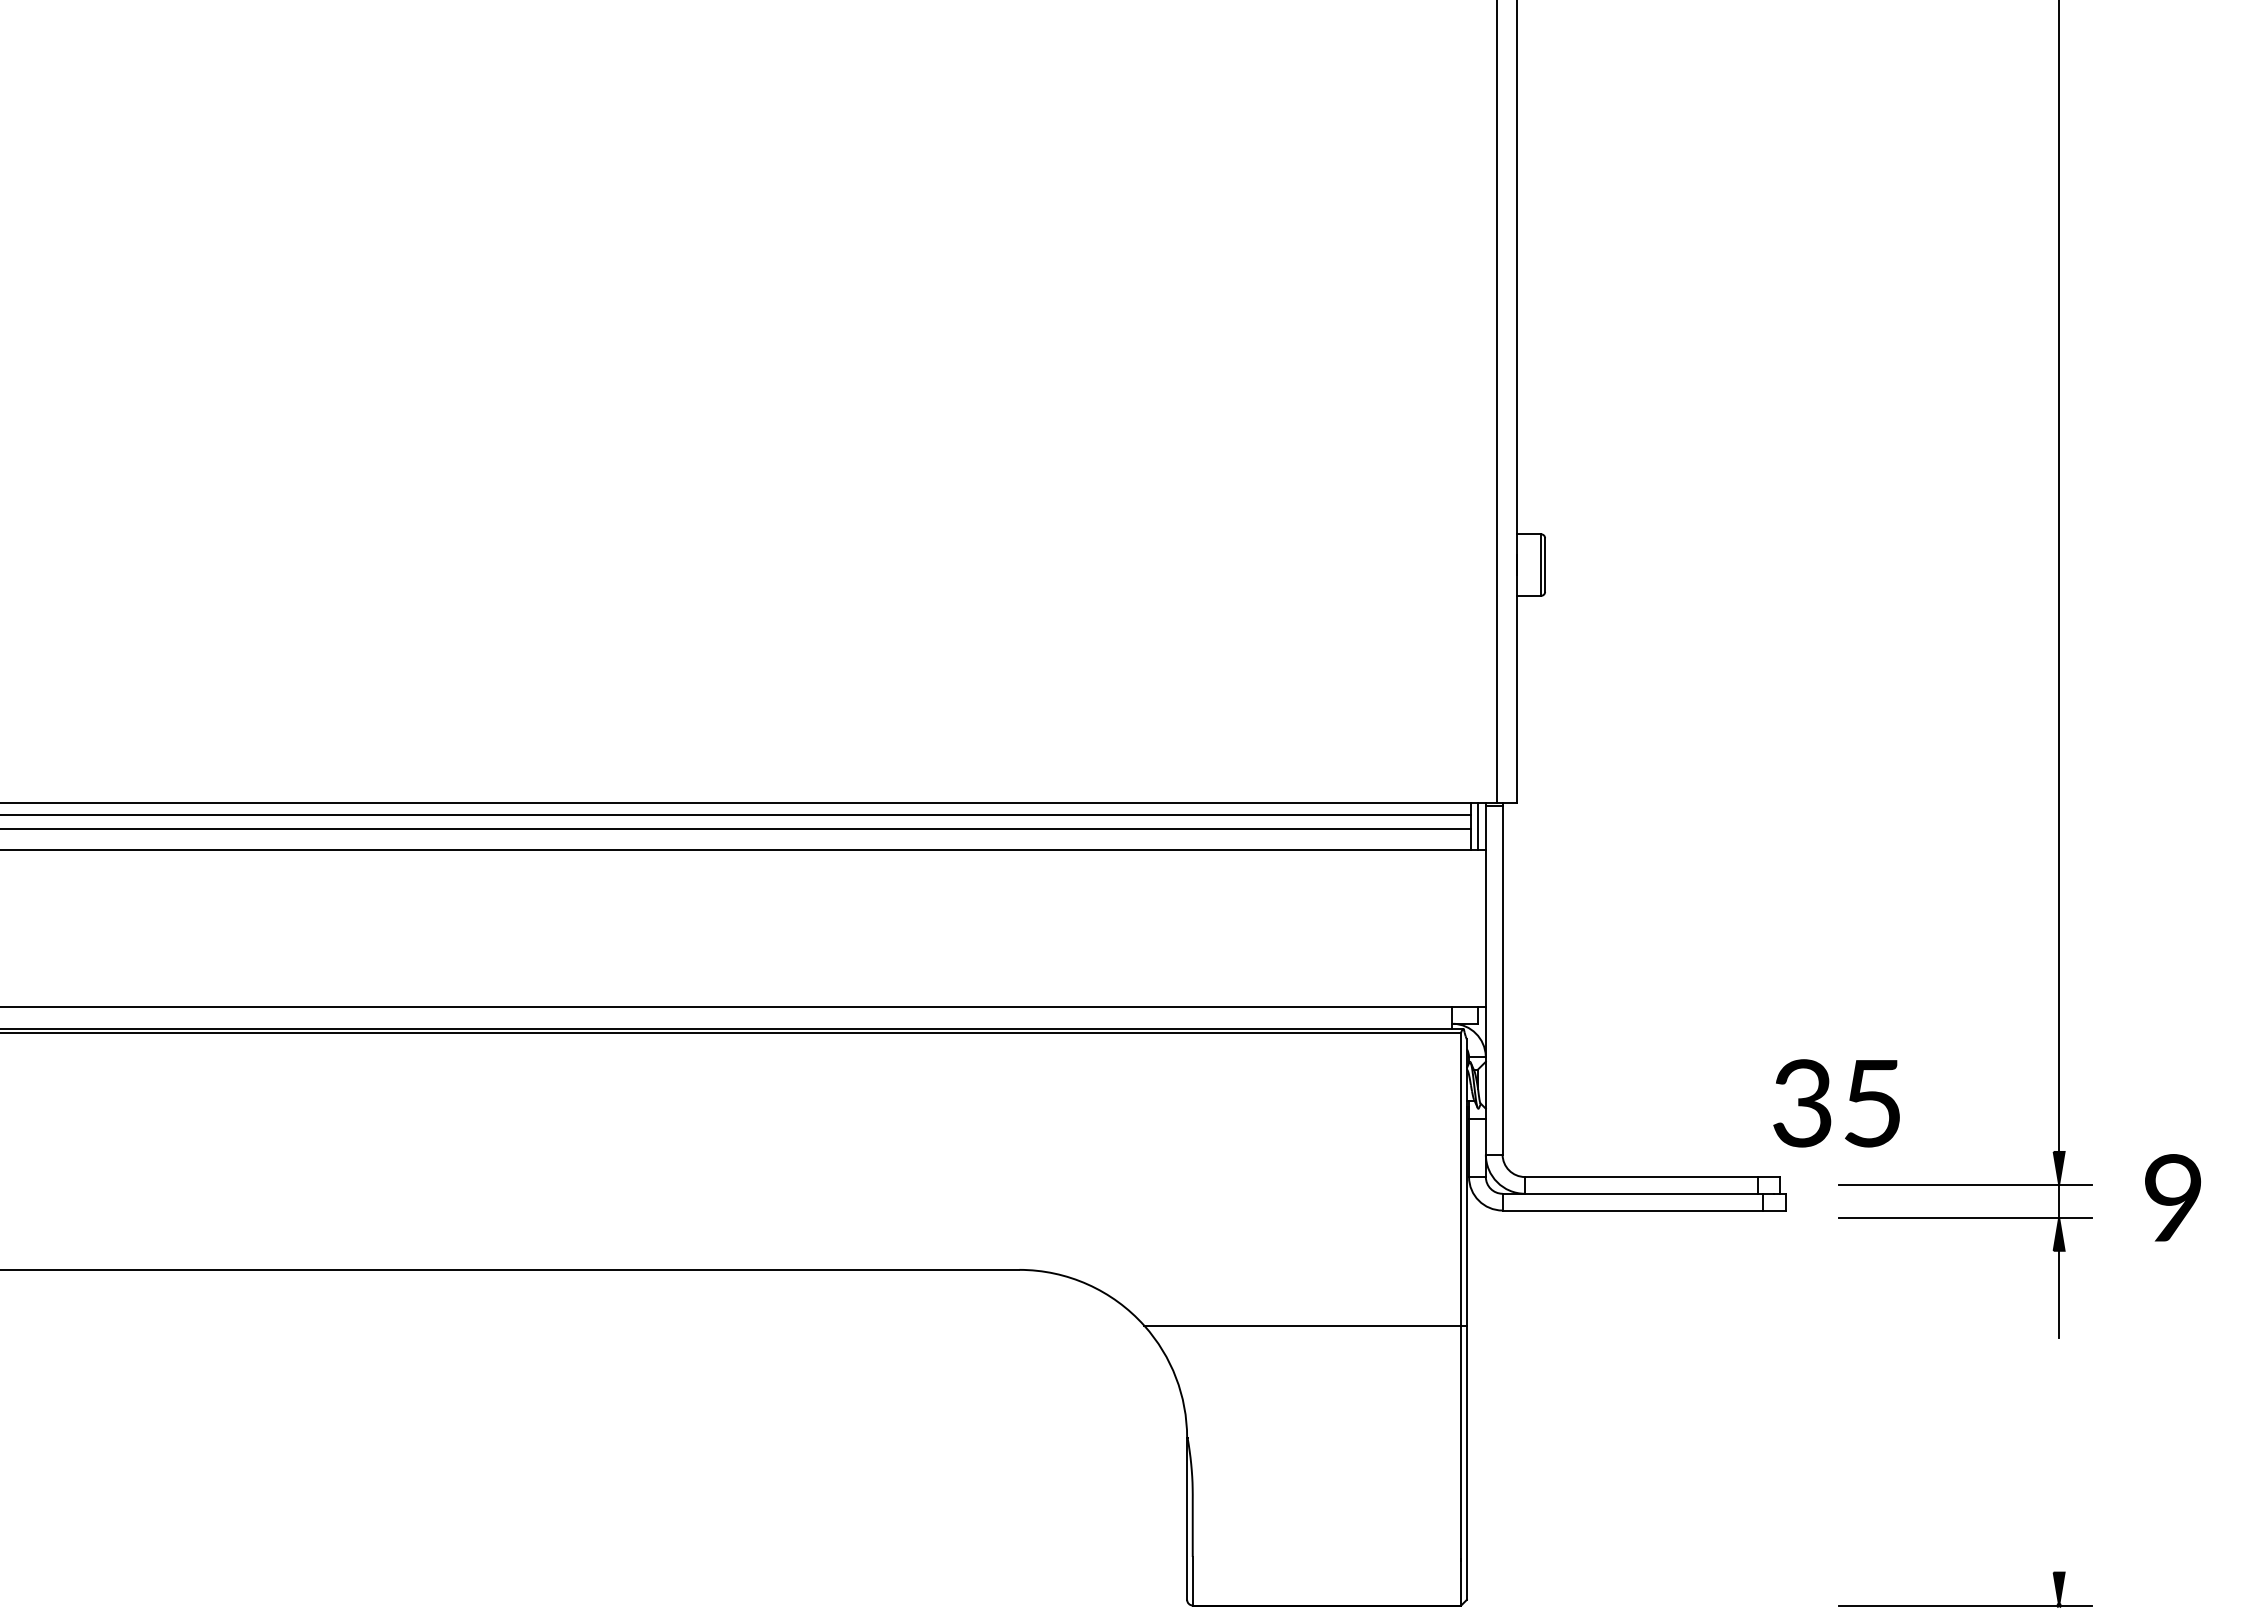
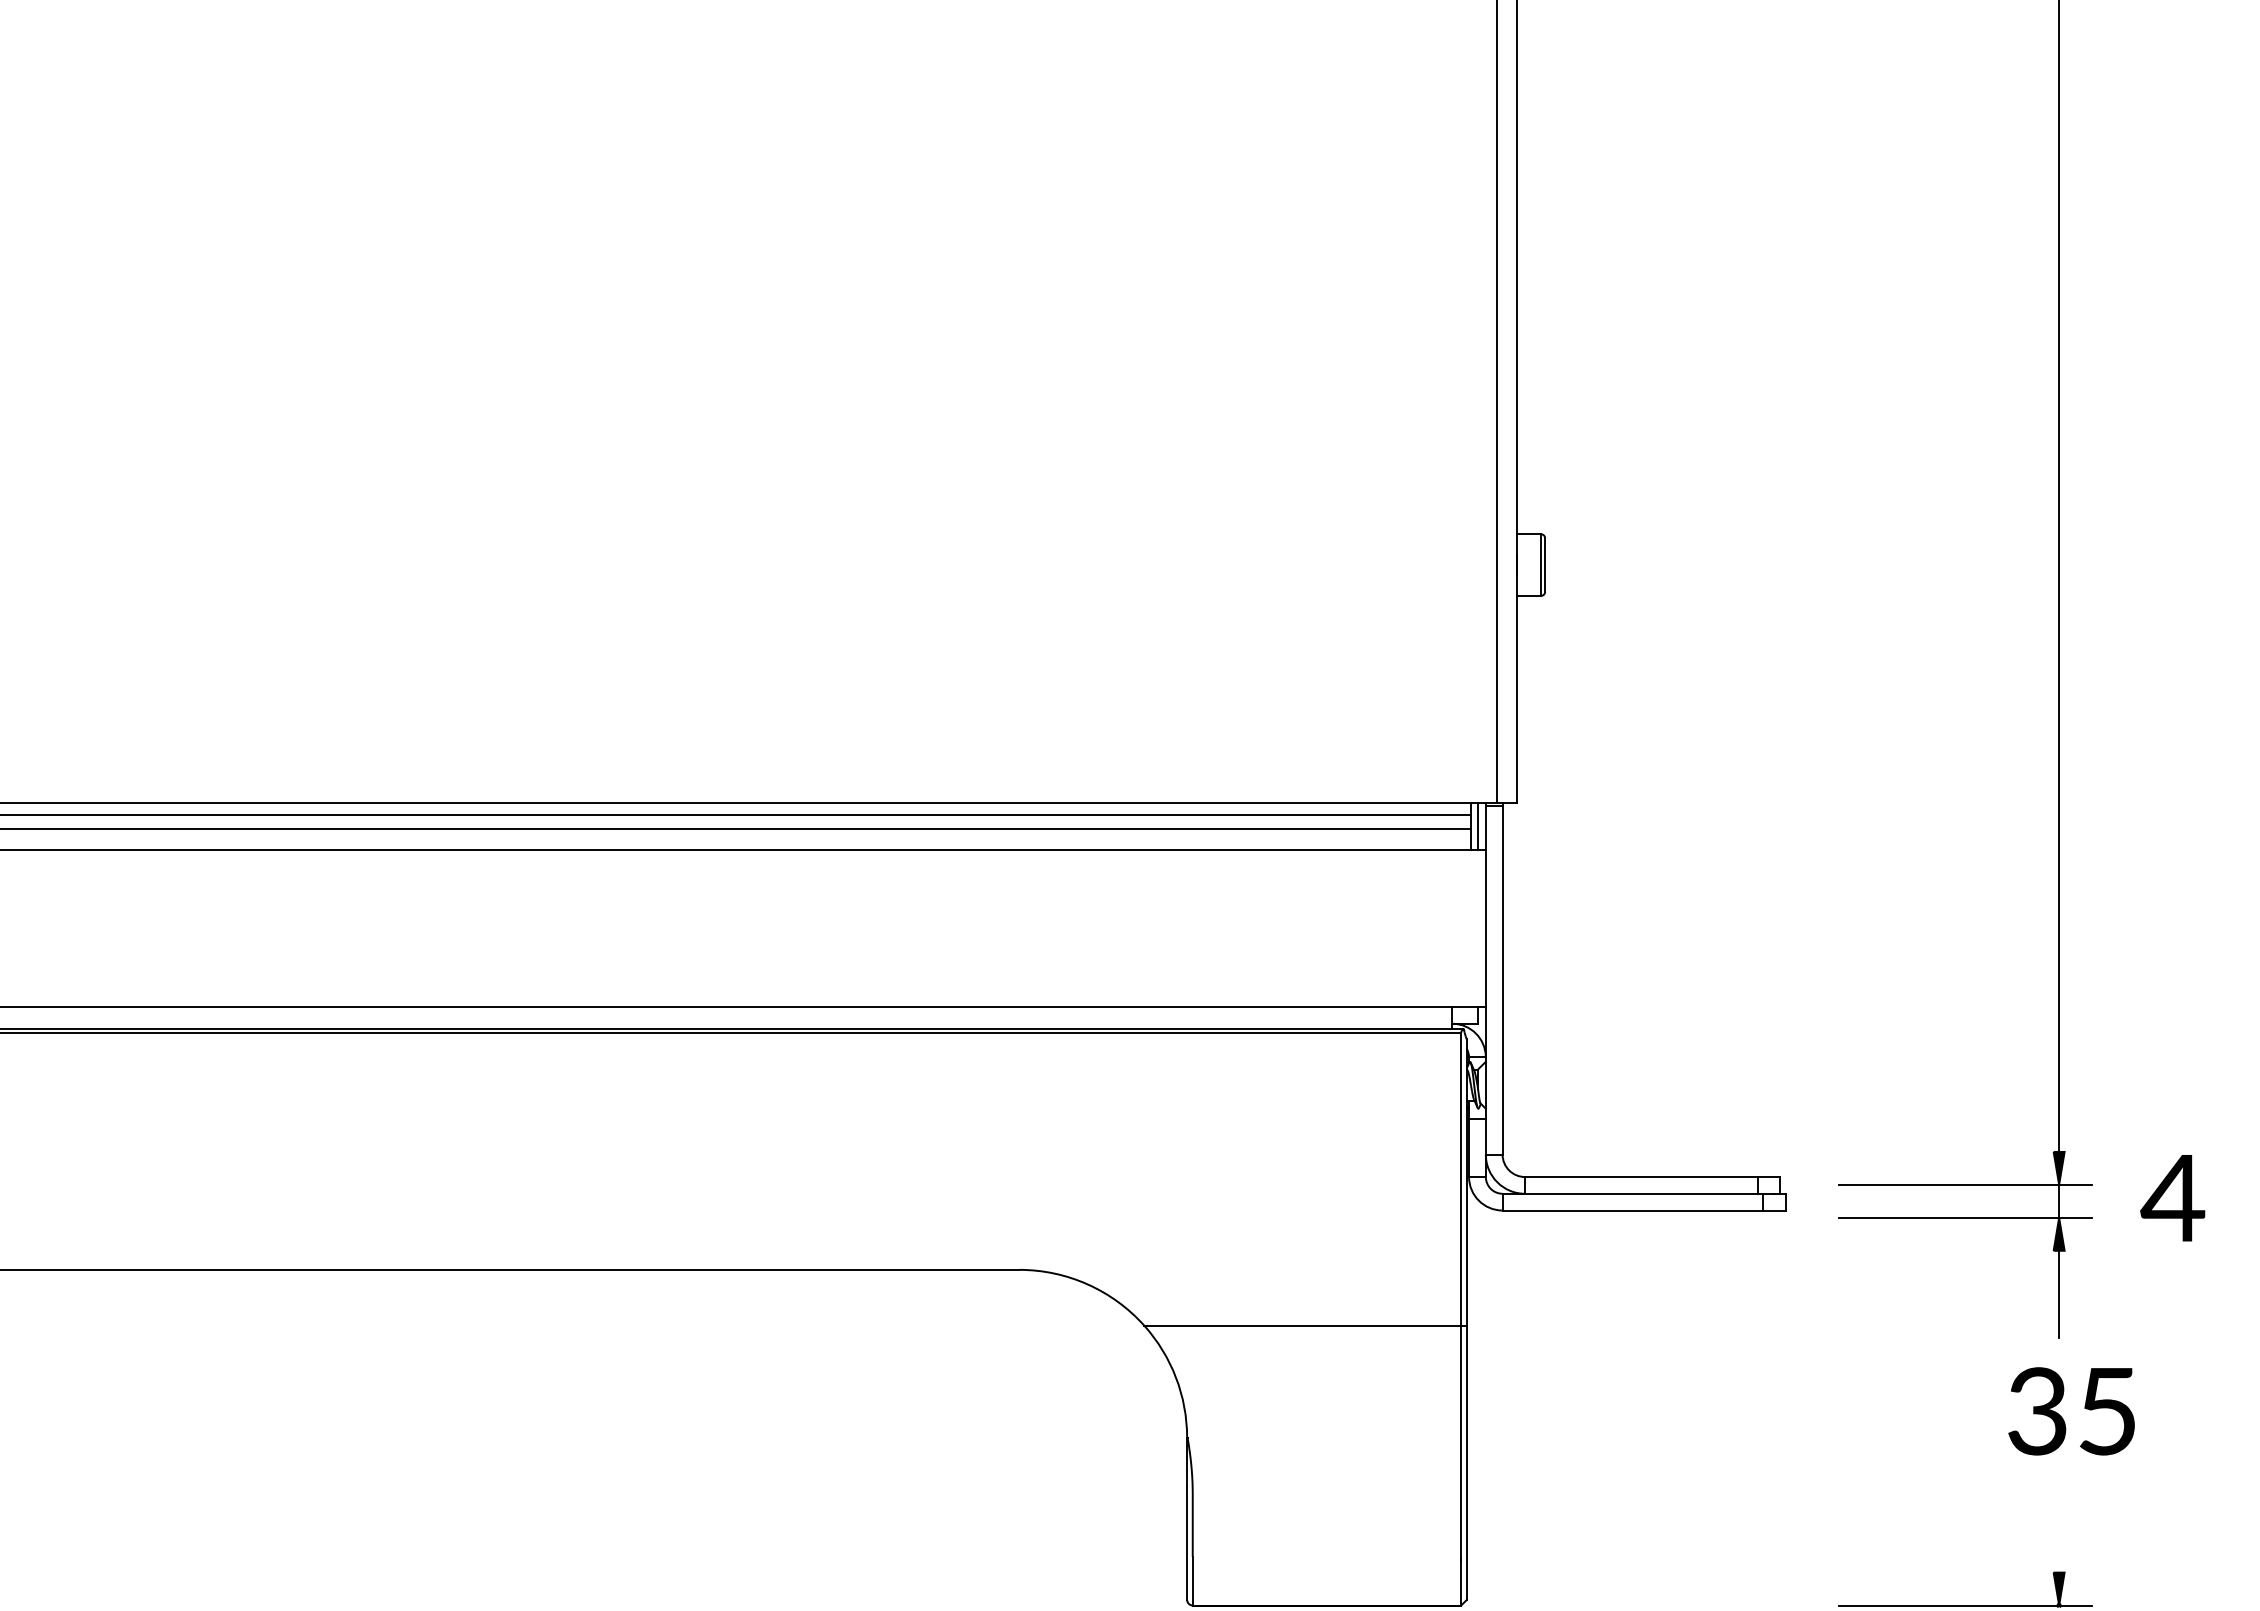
text position: (1836, 1103) -> (2071, 1411) (2071, 1411)
text: 9 -> 4 (2172, 1197)
